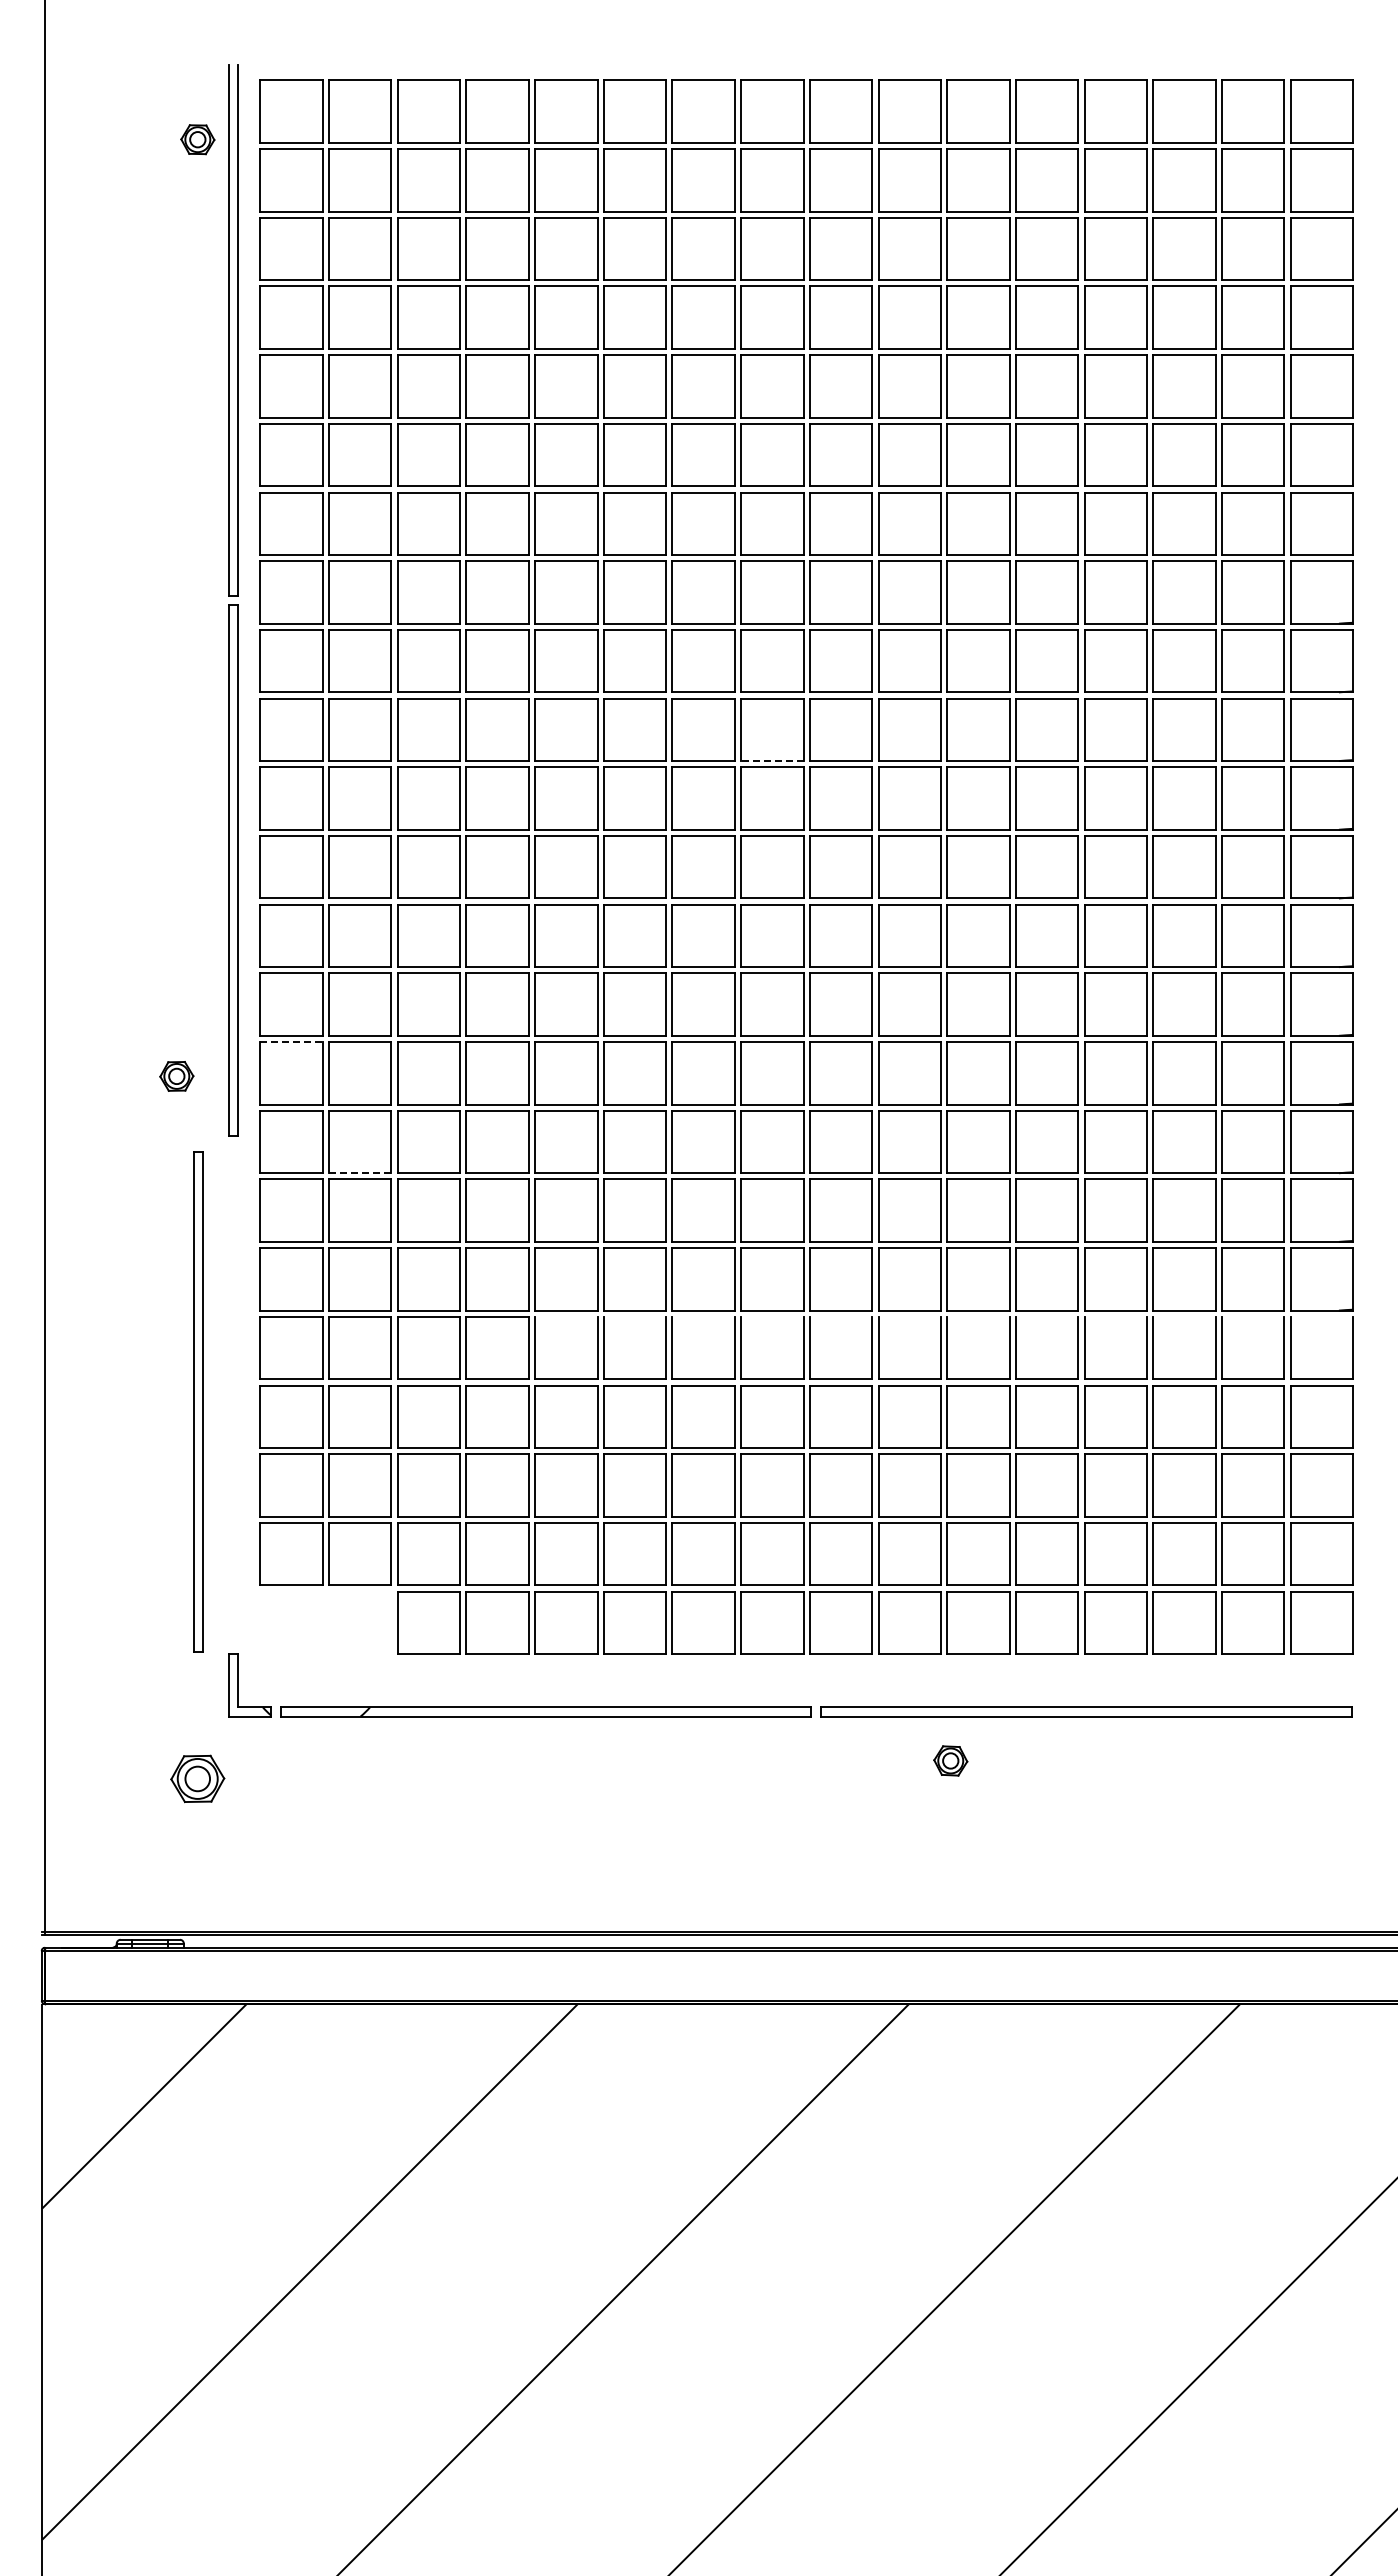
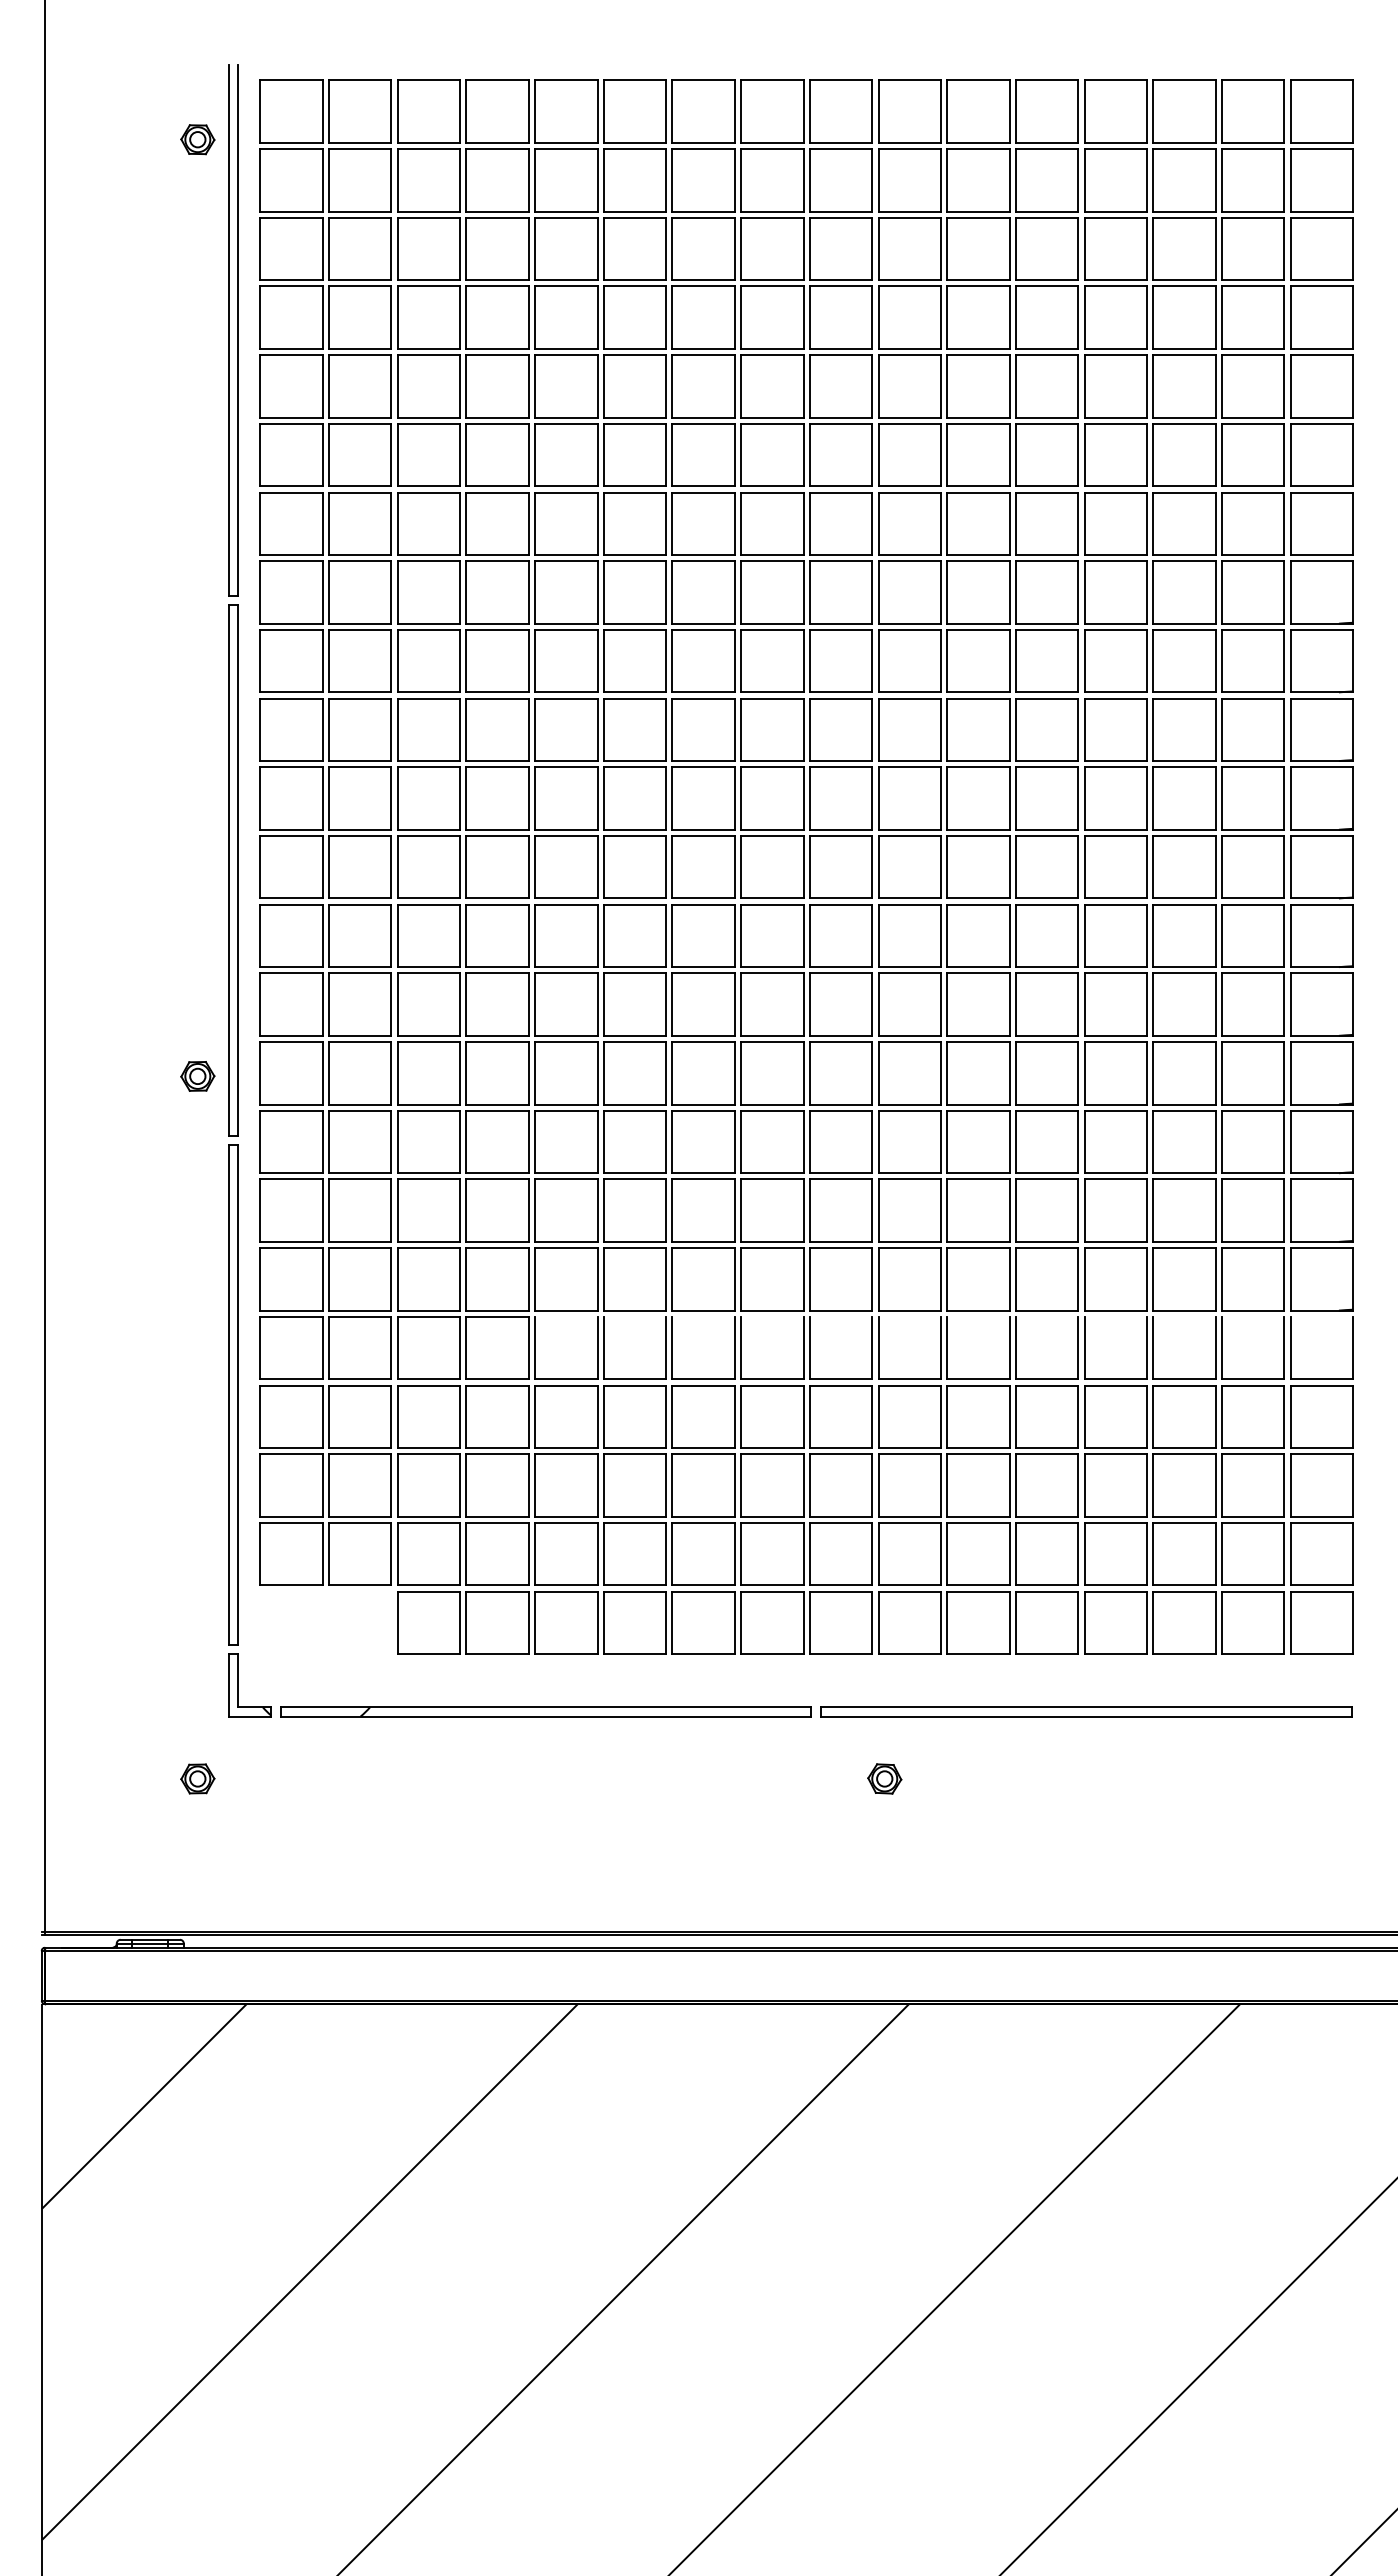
line: dashed -> solid (771, 761)
line: dashed -> solid (292, 1042)
part position: (176, 1076) -> (197, 1076) (197, 1076)
line: dashed -> solid (359, 1173)
part position: (198, 1401) -> (233, 1394) (233, 1394)
part position: (950, 1760) -> (884, 1778) (884, 1778)
part size: 56x50 px -> 36x32 px (197, 1778)
